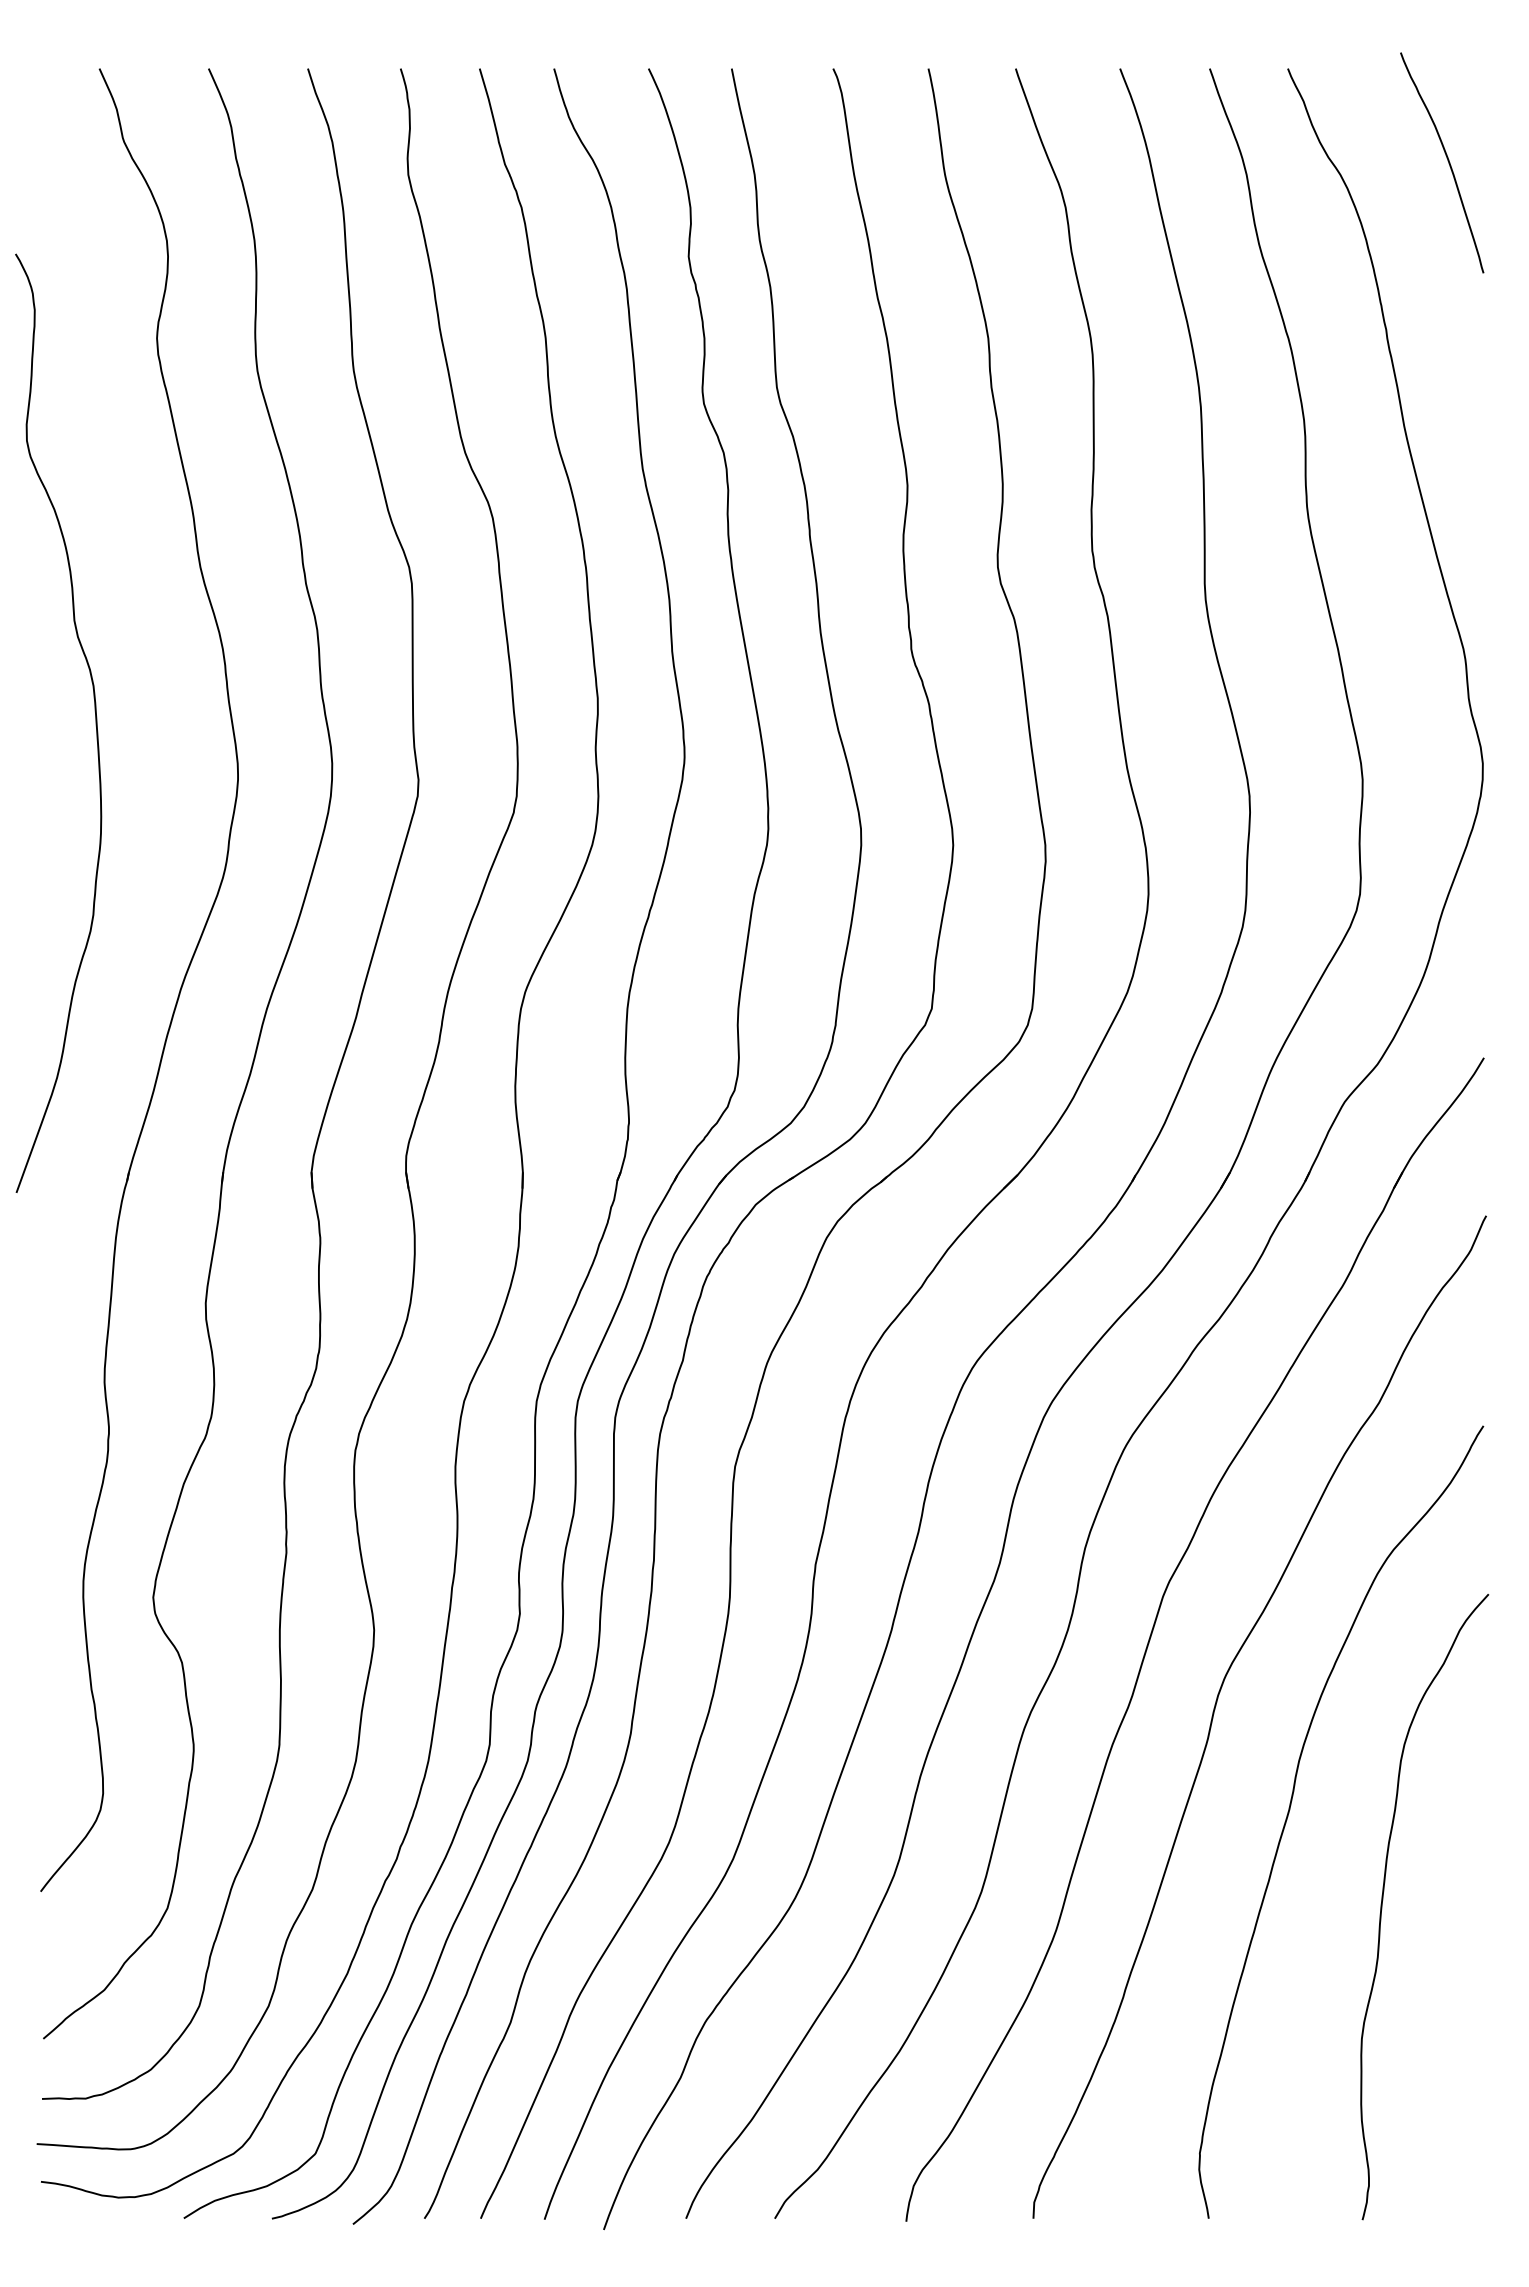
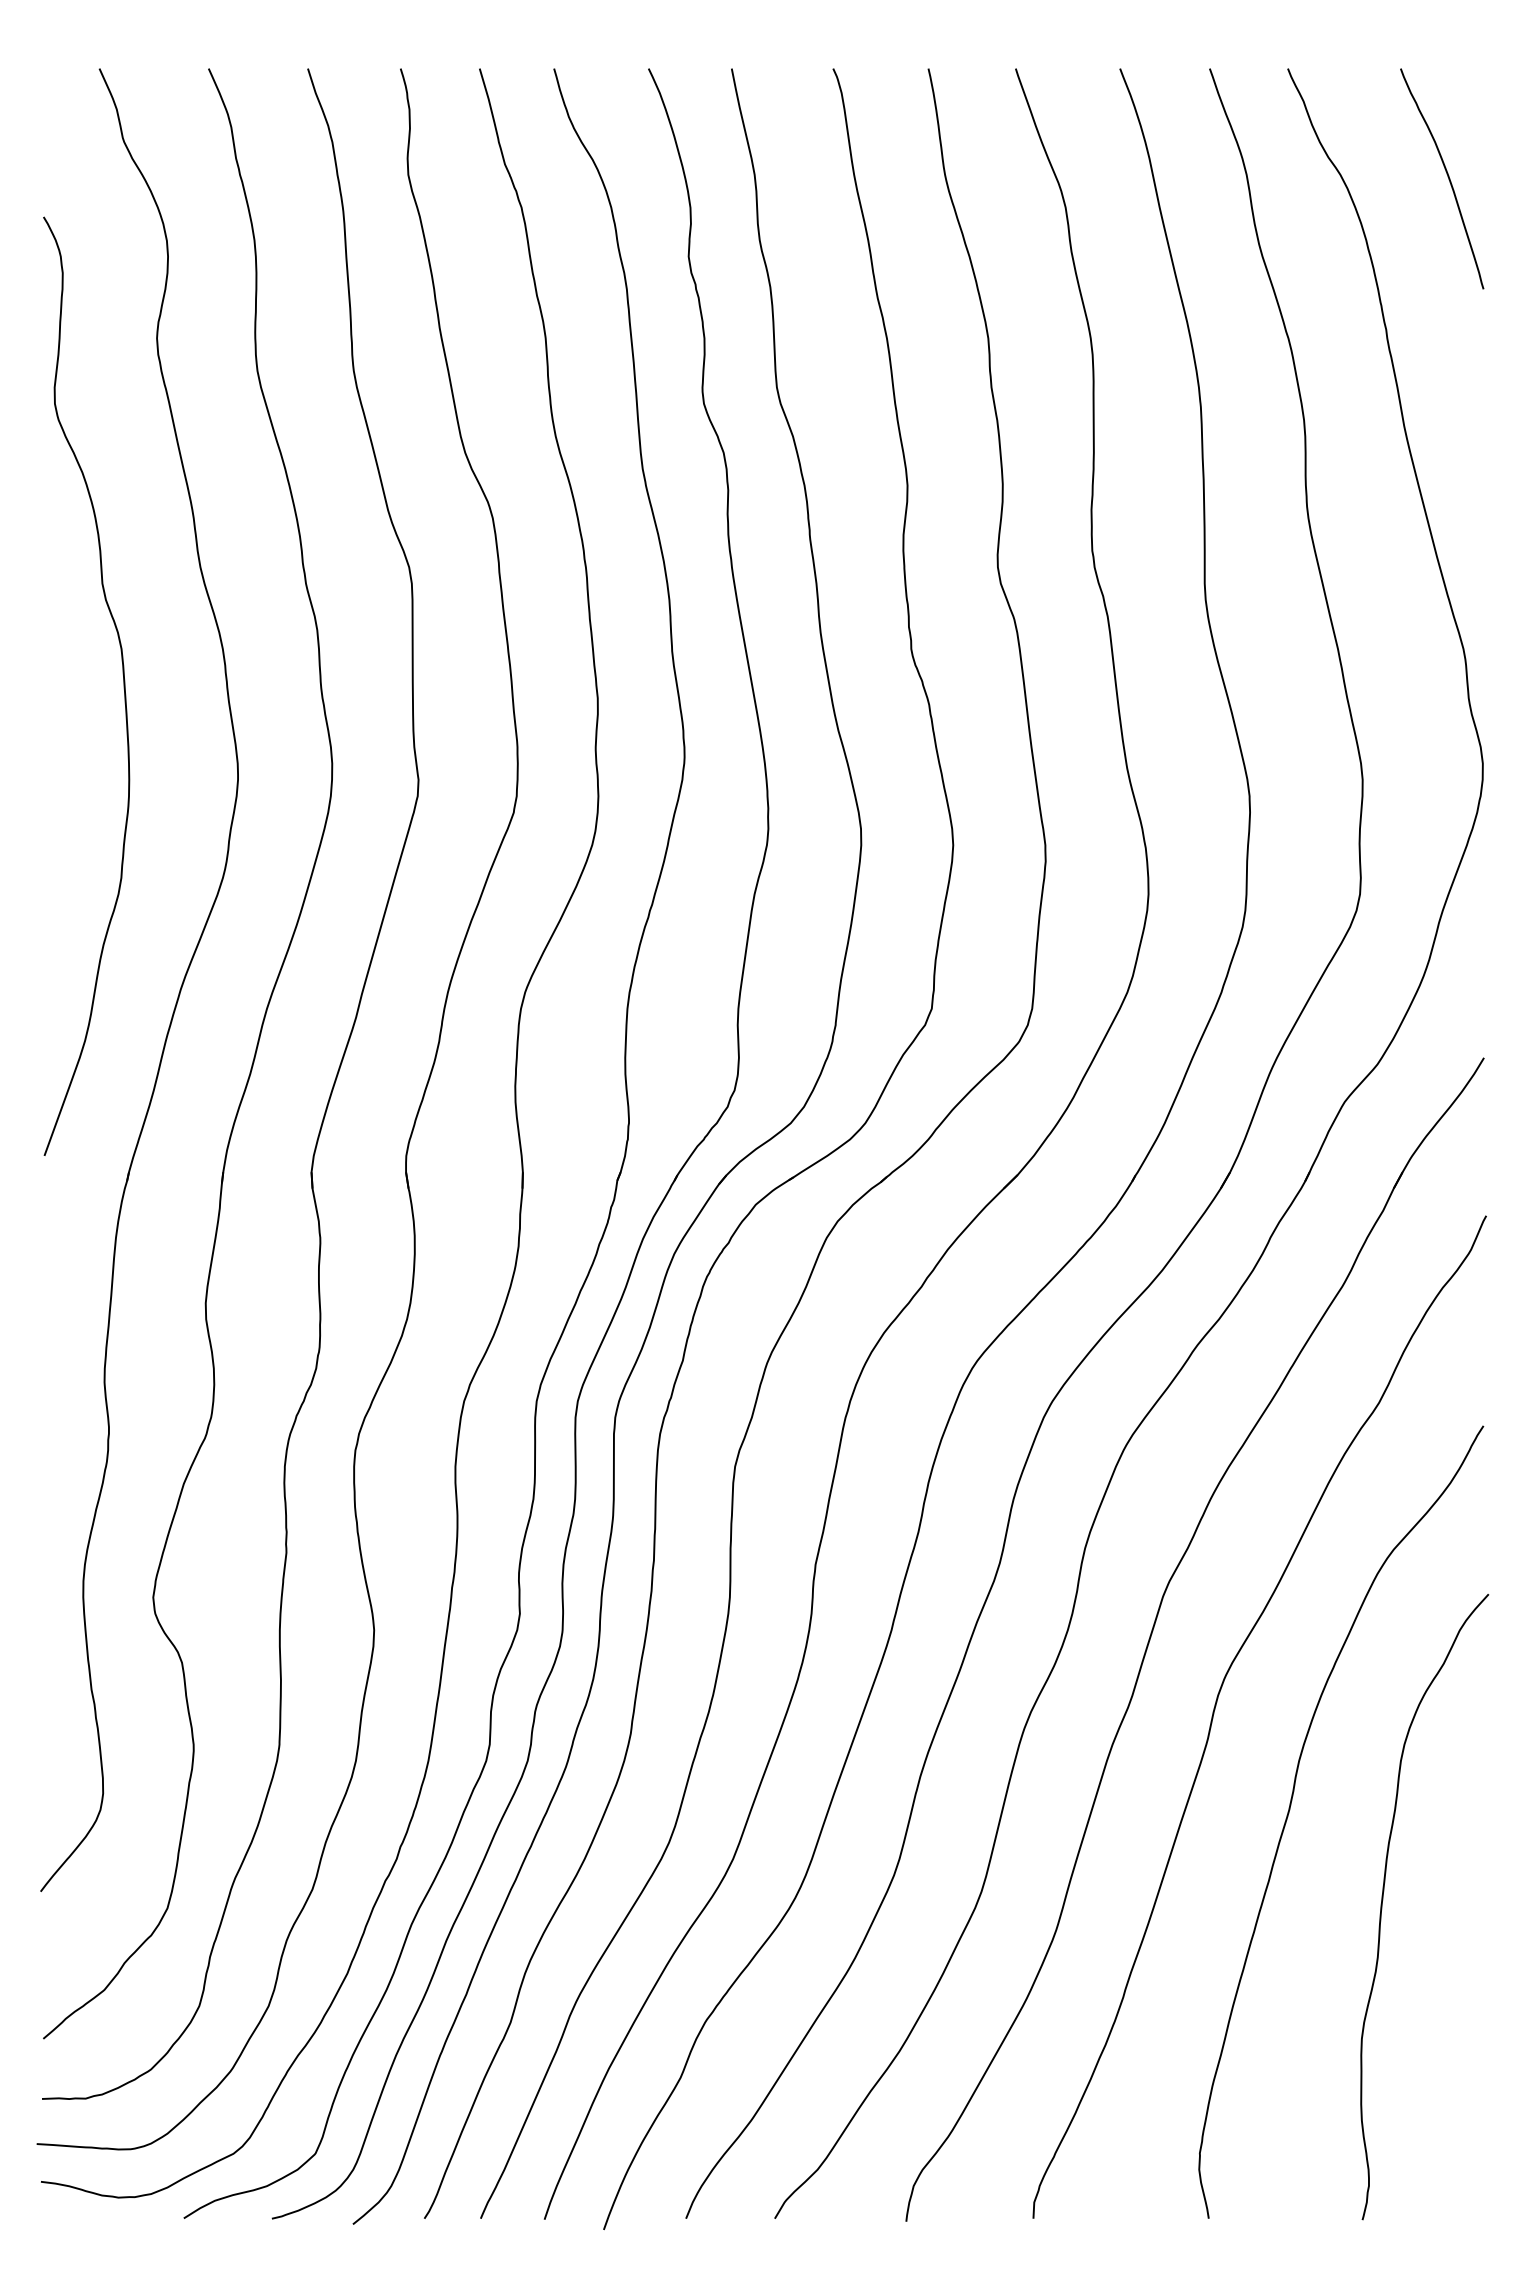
curve position: (1447, 161) -> (1447, 177) (1447, 177)
curve position: (95, 722) -> (123, 685) (123, 685)
